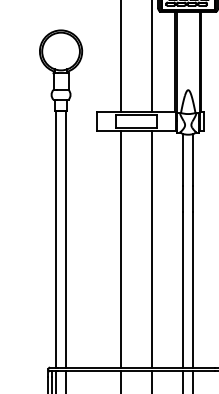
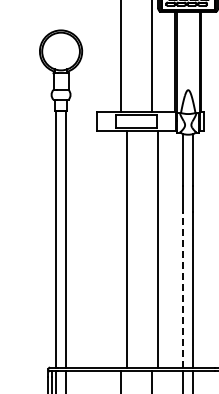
line position: (121, 248) -> (127, 248) (127, 248)
line position: (151, 248) -> (157, 248) (157, 248)
line: solid -> dashed (183, 289)
